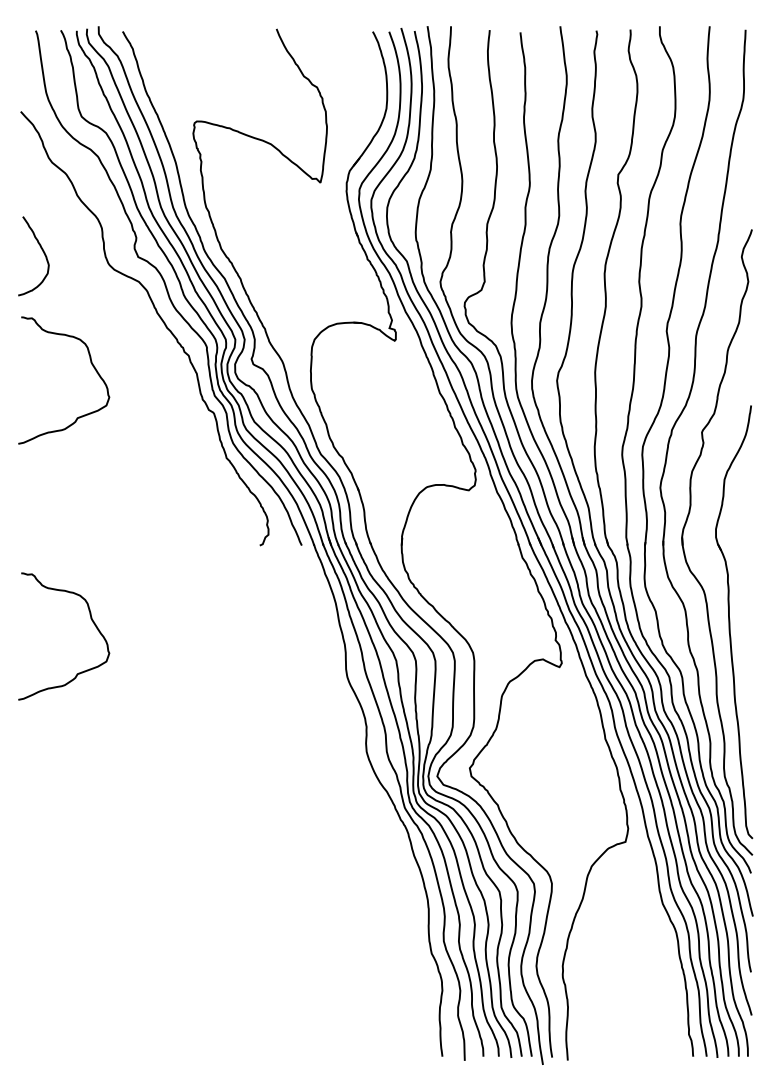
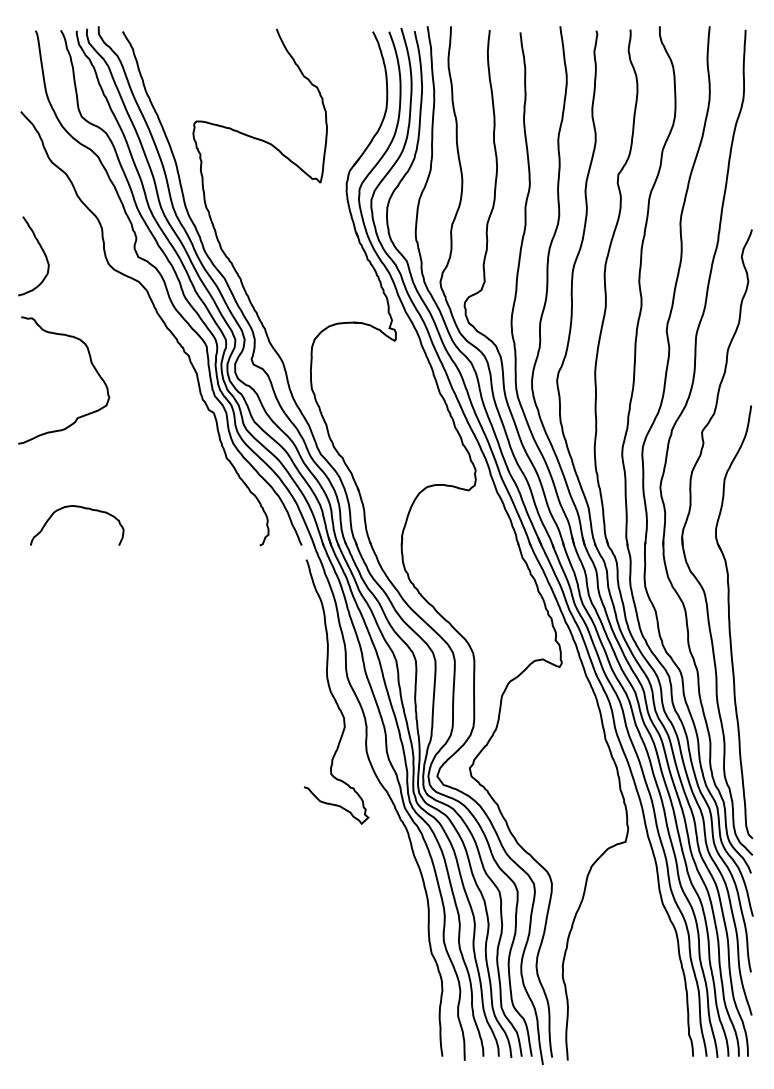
curve: none -> present (82, 508)
curve: present -> none (92, 622)
curve: none -> present (332, 692)
